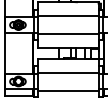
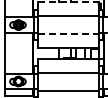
line: solid -> dashed (68, 2)
line: solid -> dashed (68, 34)
